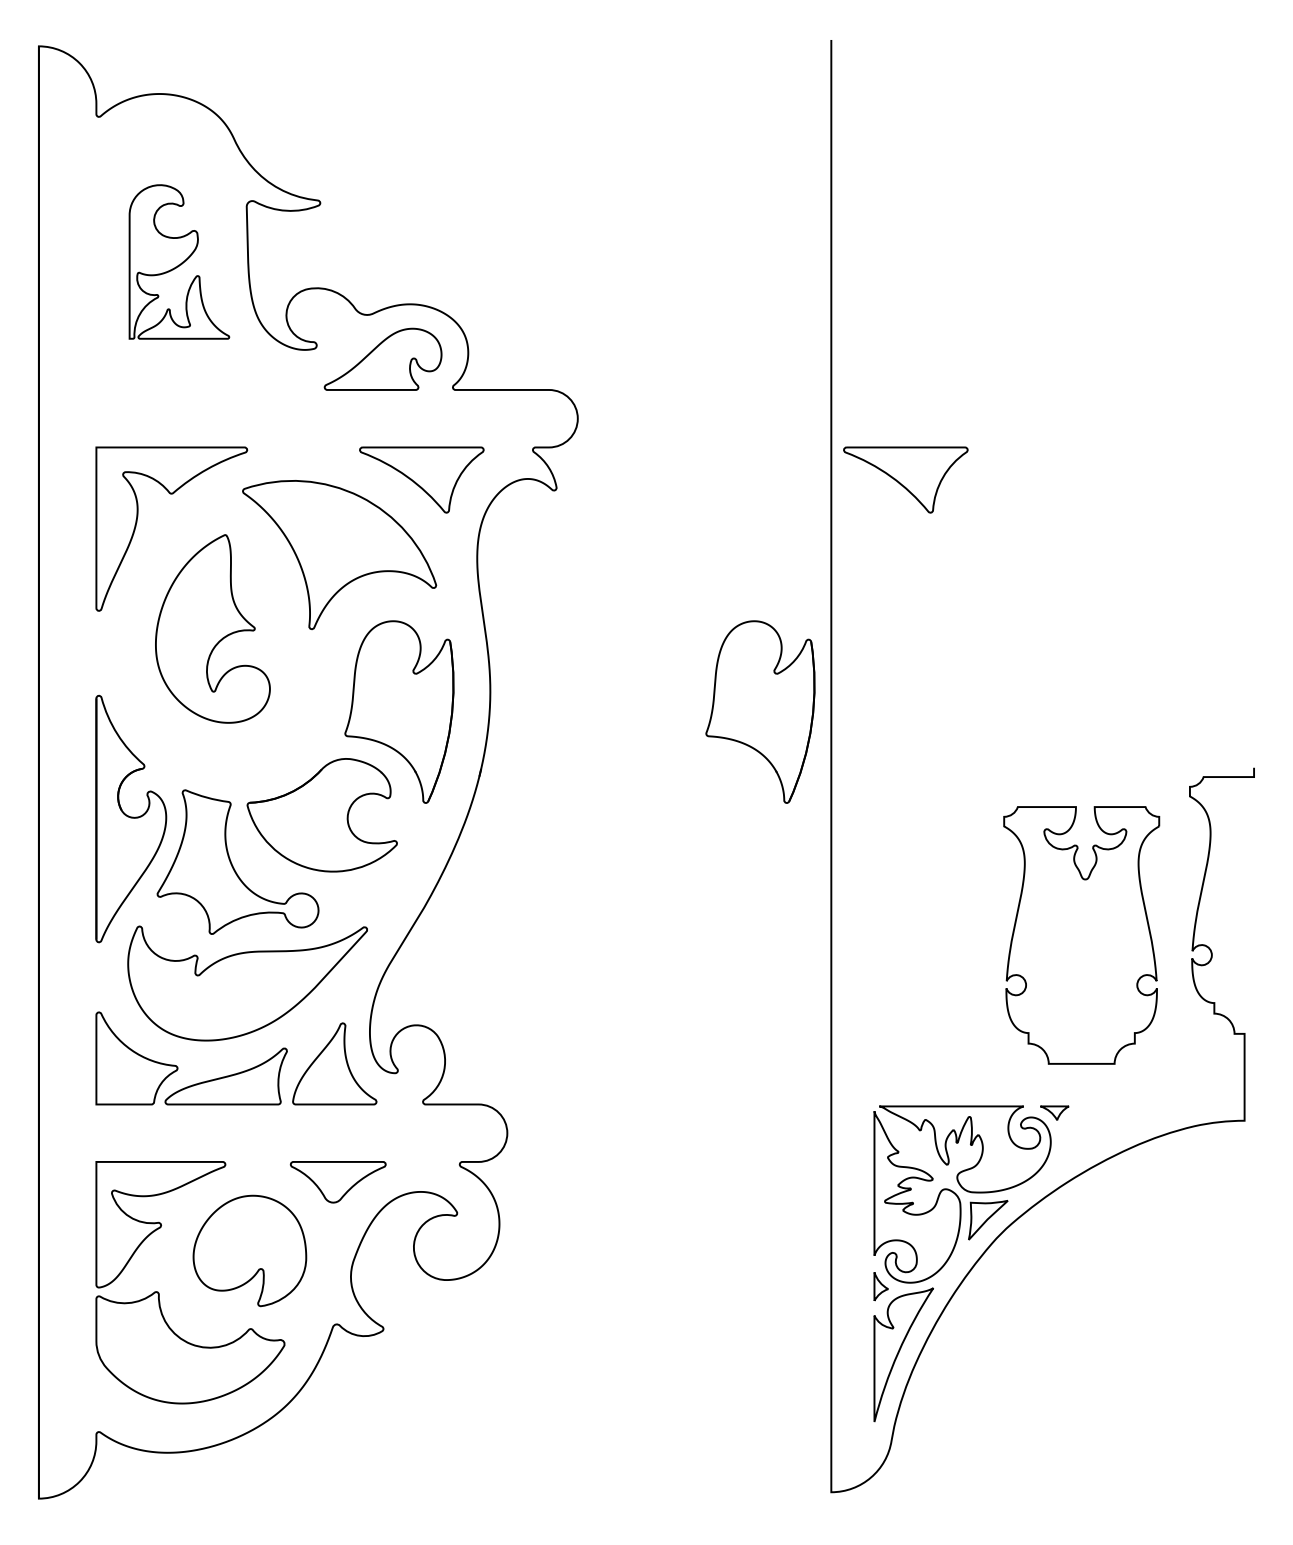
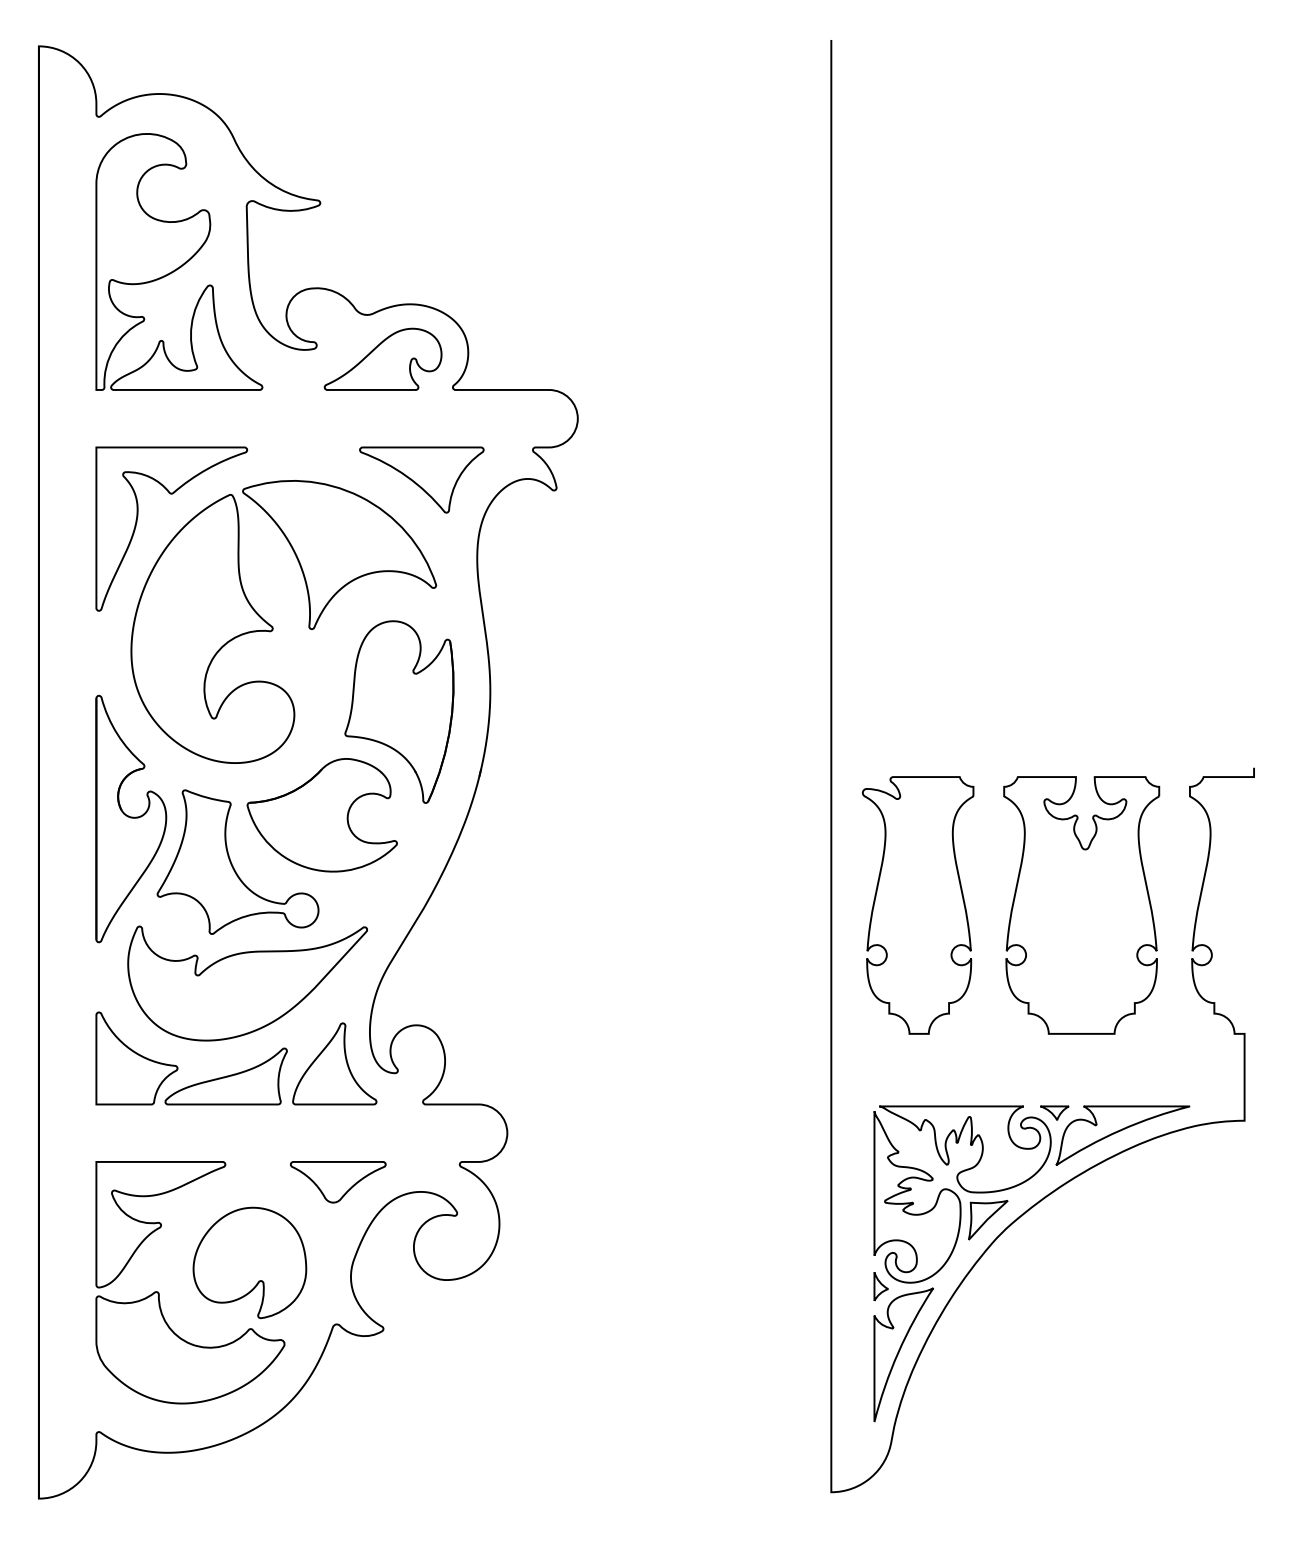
part size: 103x156 px -> 169x258 px (179, 261)
part: present -> none (905, 479)
part size: 116x190 px -> 166x270 px (212, 628)
part: present -> none (760, 711)
part: none -> present (918, 905)
part position: (1081, 935) -> (1081, 905) (1081, 905)
part: none -> present (1122, 1135)
part position: (249, 1250) -> (249, 1262) (249, 1262)
